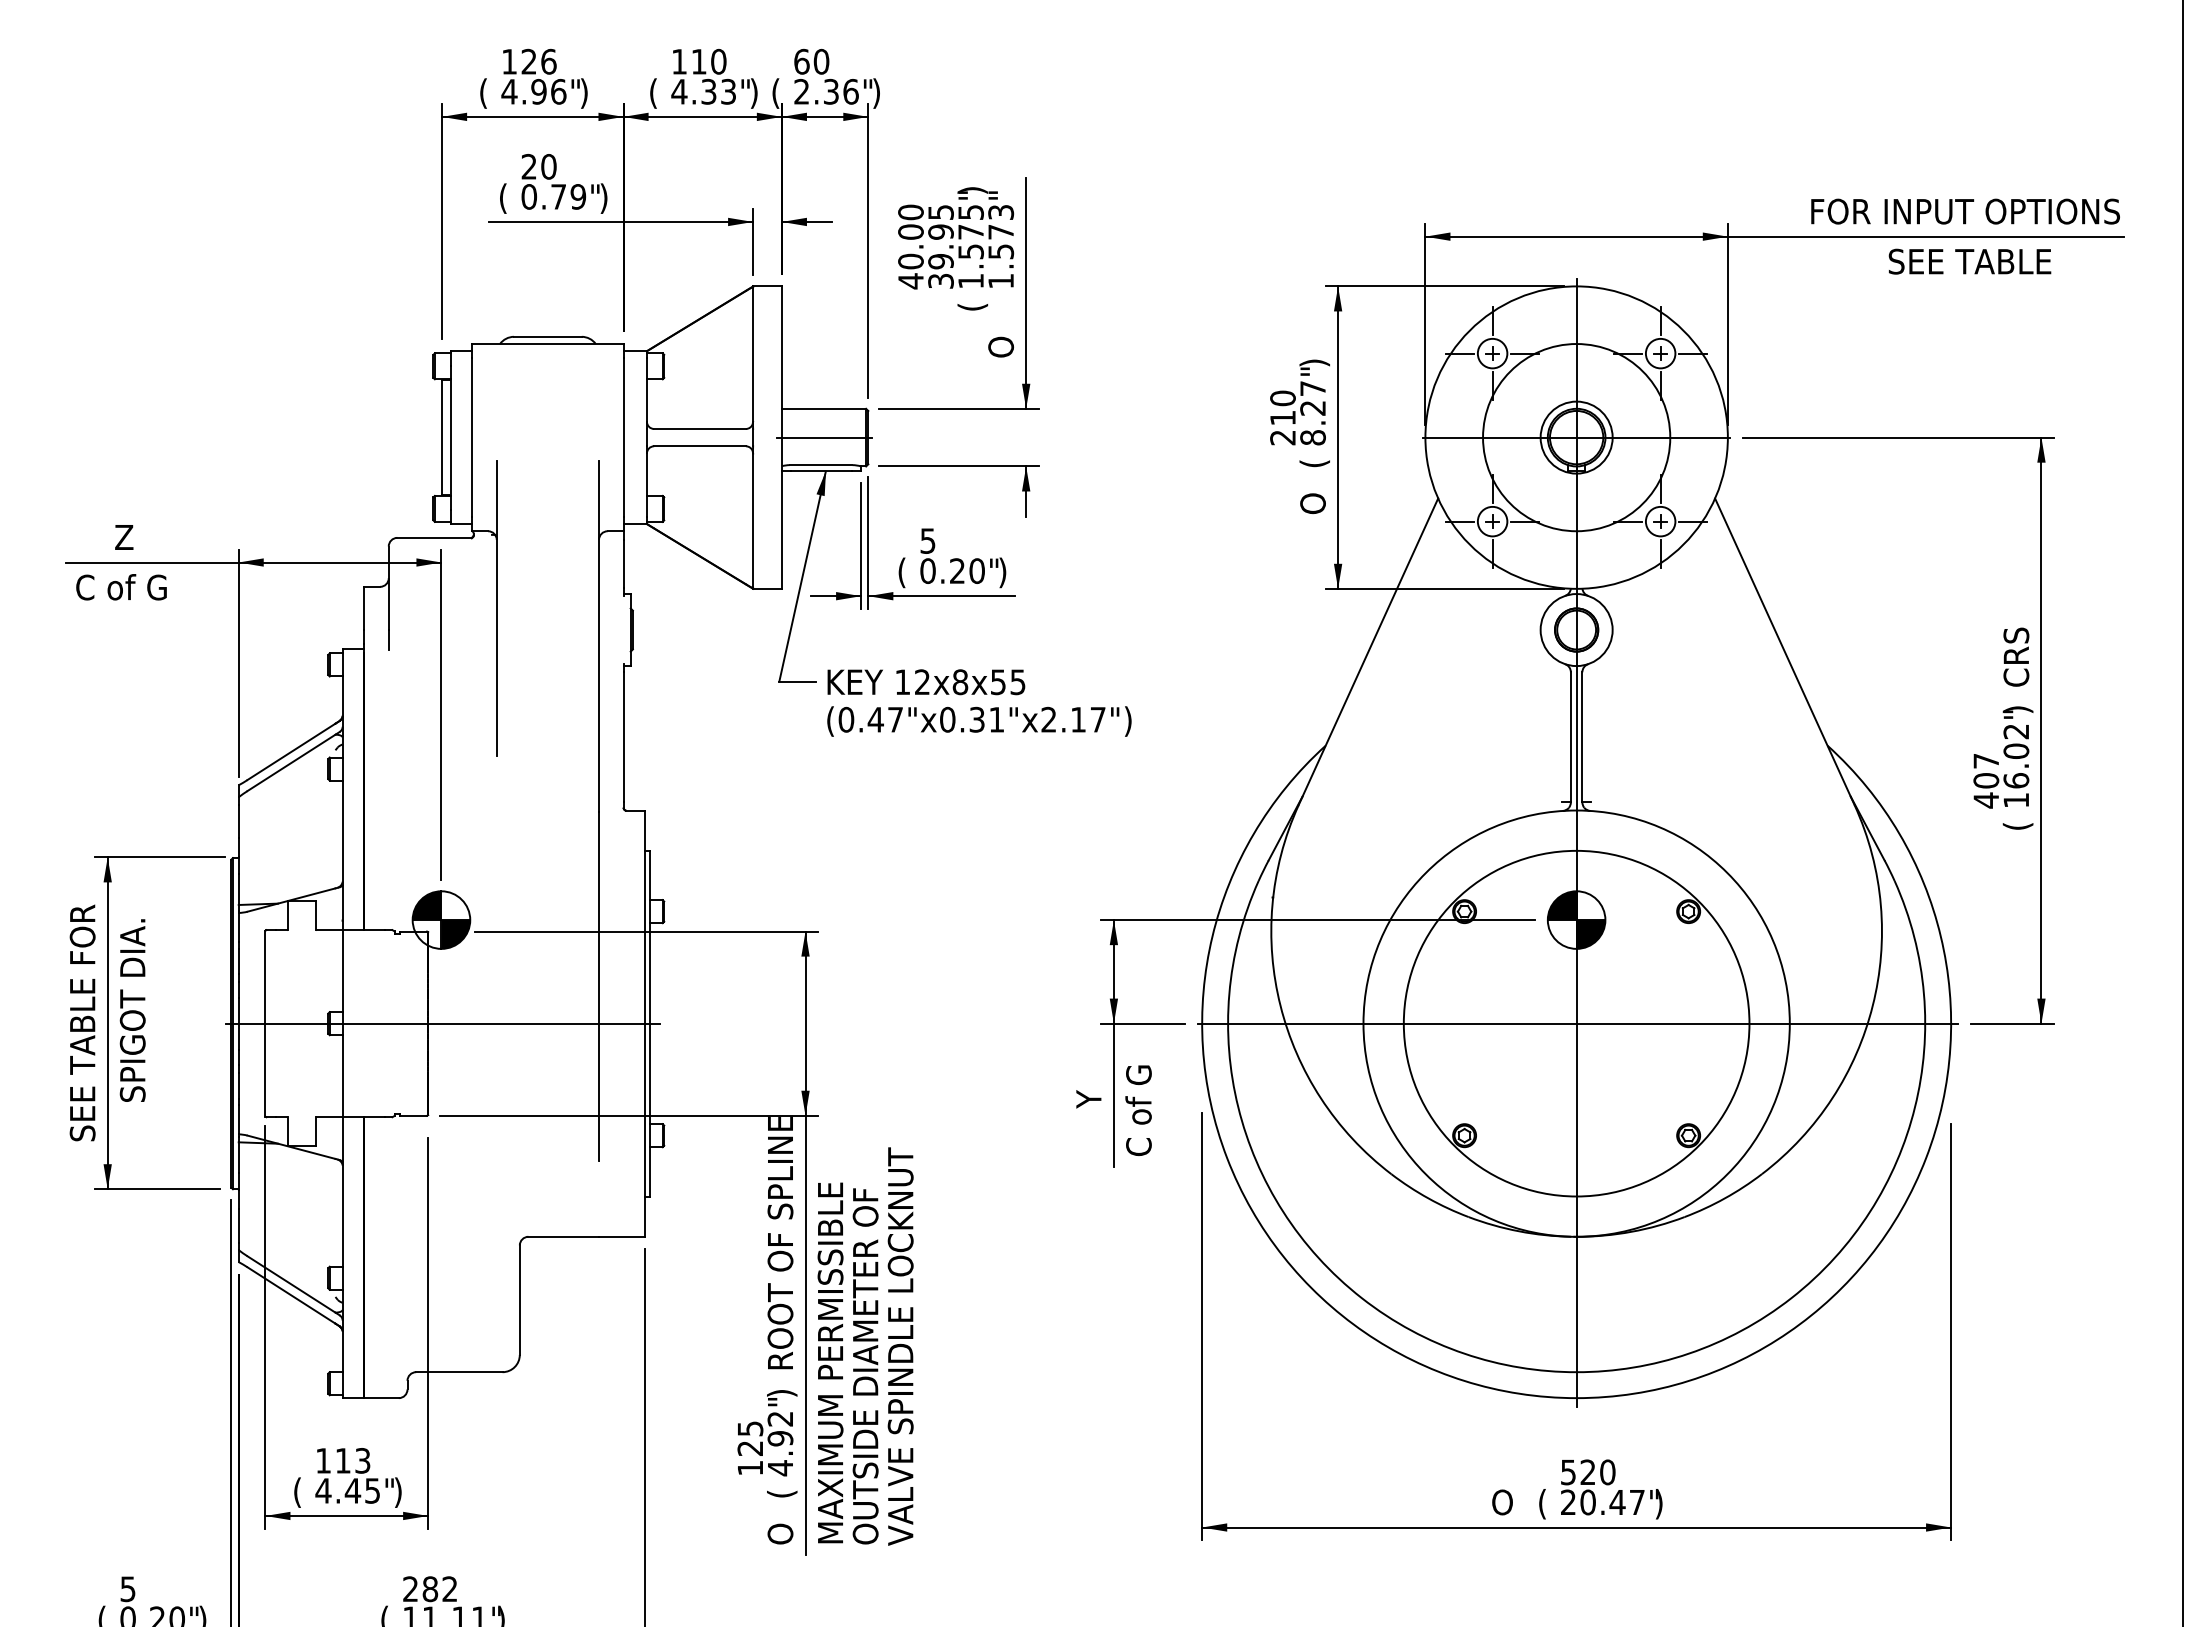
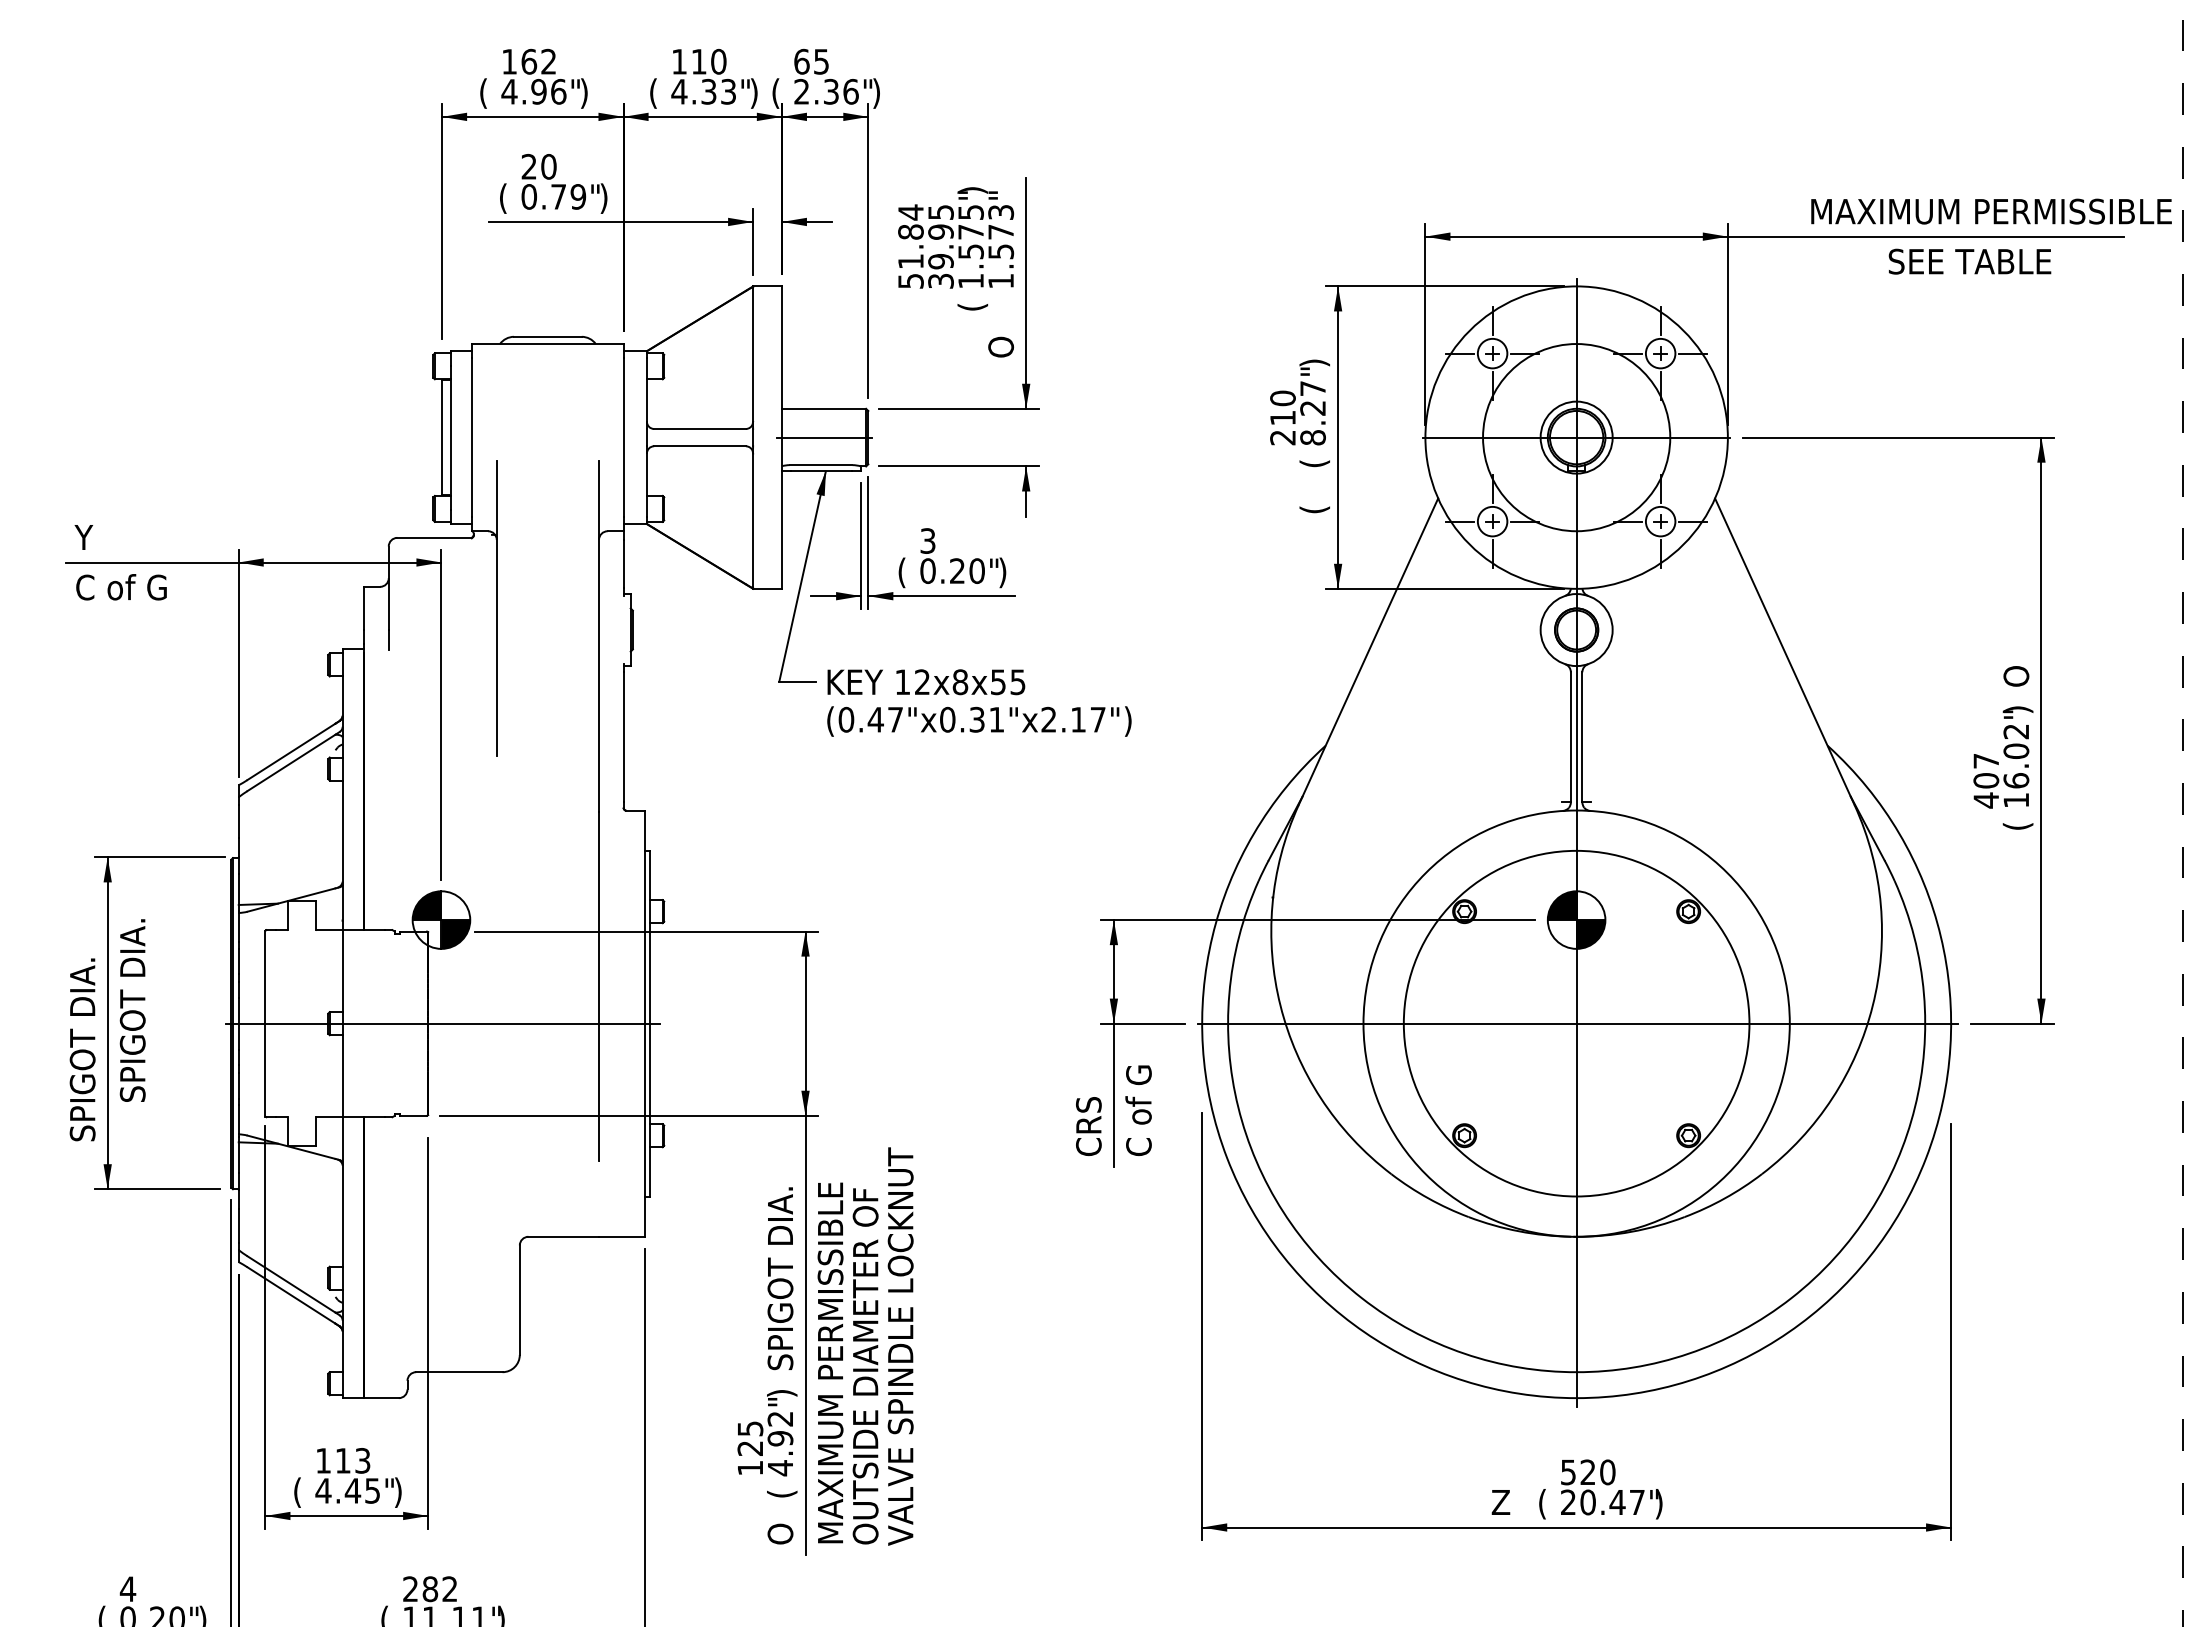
text: 126 -> 162 (538, 61)
text: 60 -> 65 (821, 61)
text: FOR INPUT OPTIONS -> MAXIMUM PERMISSIBLE (1992, 211)
text: 40.00 -> 51.84 (910, 246)
text: O -> ( (1314, 503)
text: Z -> Y (103, 537)
text: 5 -> 3 (928, 540)
text: CRS -> O (2016, 654)
line: solid -> dashed (2182, 813)
text: SEE TABLE FOR -> SPIGOT DIA. (82, 1010)
text: Y -> CRS (1088, 1123)
text: ROOT OF SPLINE -> SPIGOT DIA. (780, 1243)
text: O -> Z (1501, 1502)
text: 5 -> 4 (127, 1589)
